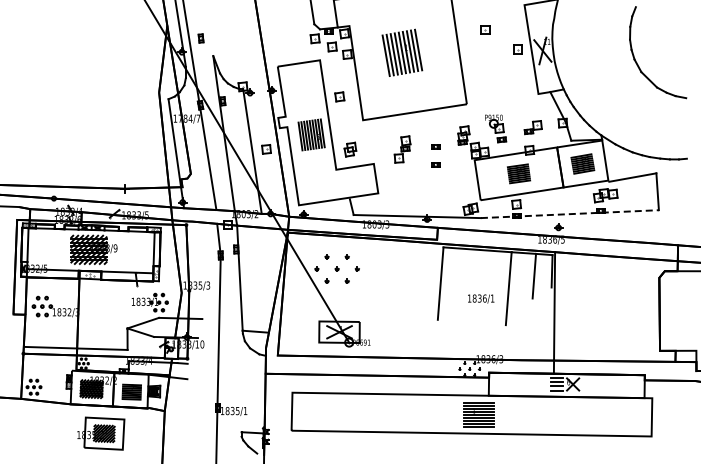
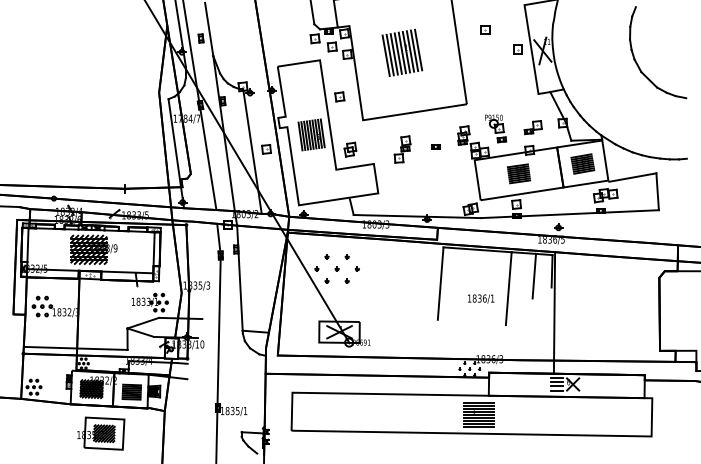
line: none -> present (209, 29)
part: present -> none (435, 164)
line: dashed -> solid (570, 214)
